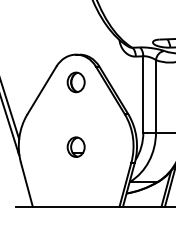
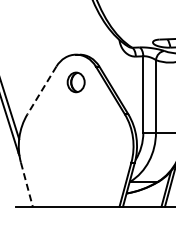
line: solid -> dashed (41, 90)
part: present -> none (75, 146)
line: solid -> dashed (26, 184)
